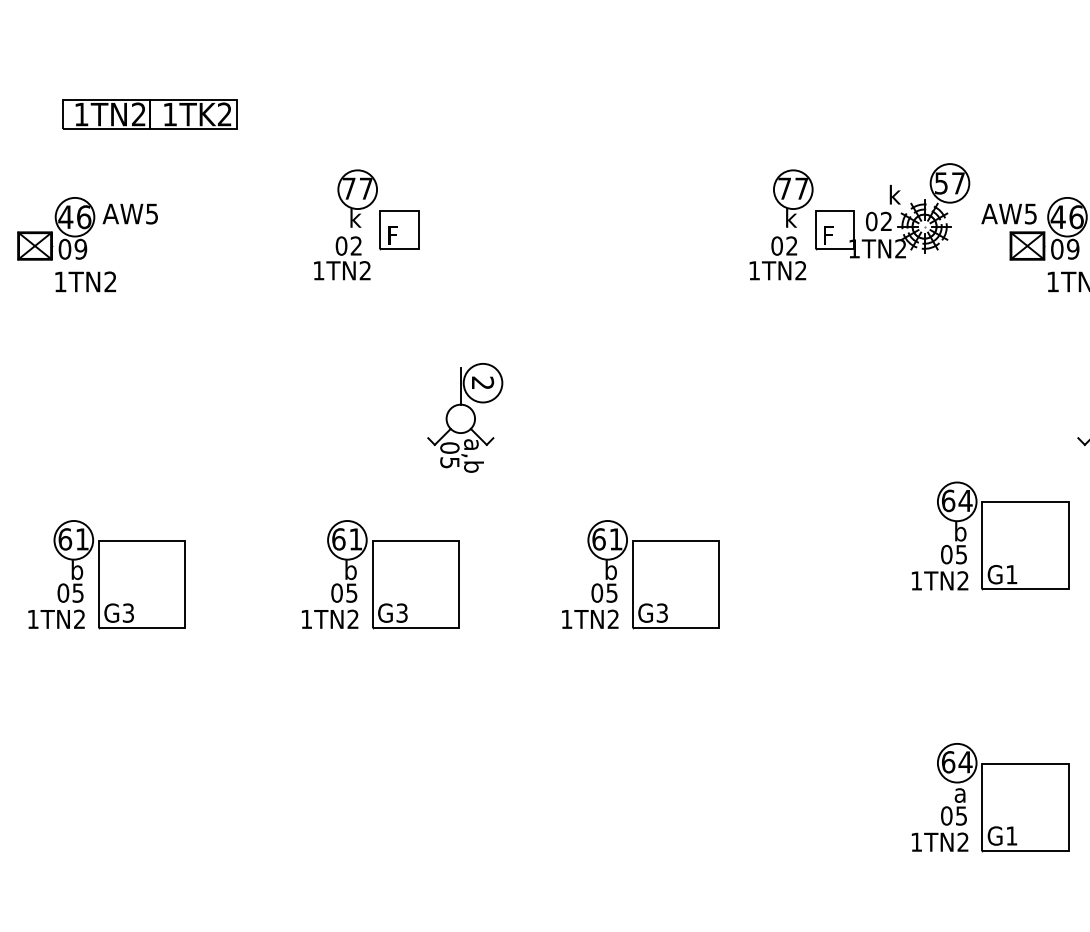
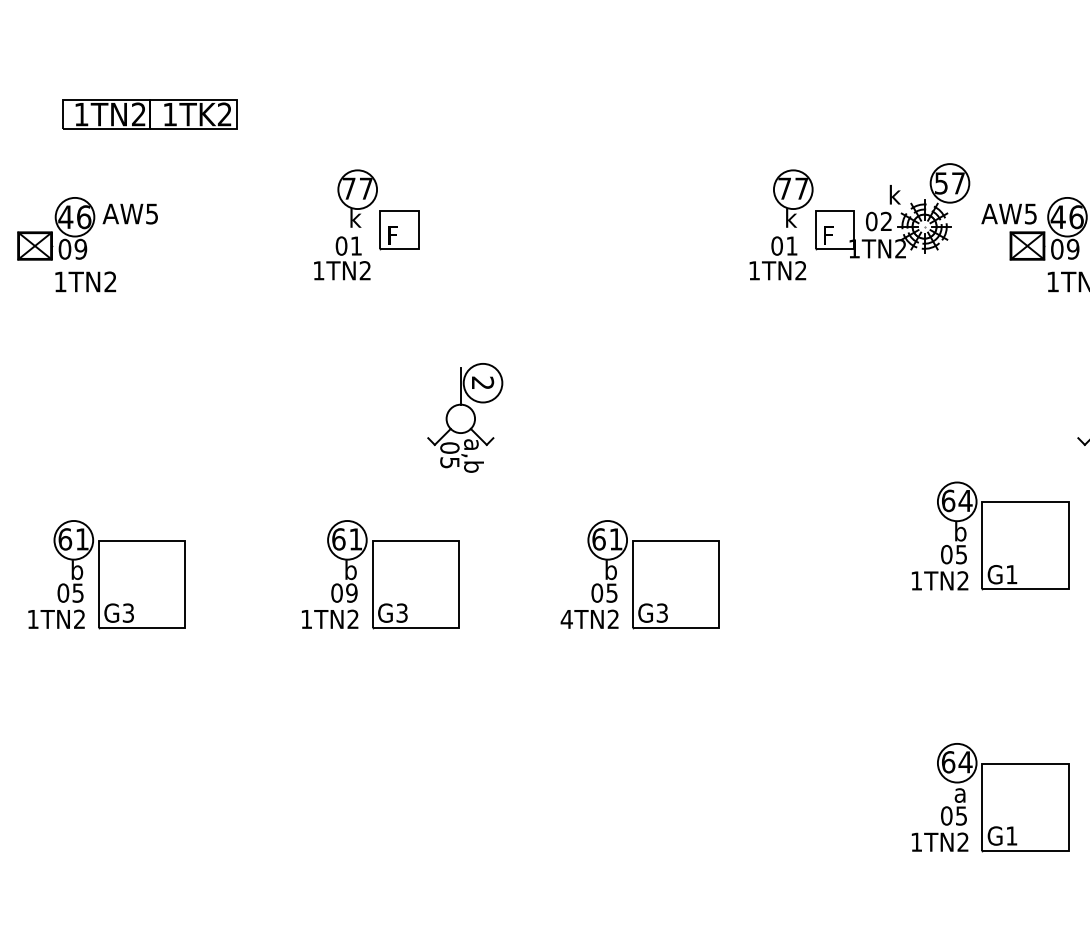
text: 02 -> 01 (355, 245)
text: 02 -> 01 (791, 245)
text: 05 -> 09 (351, 592)
text: 1TN2 -> 4TN2 (566, 619)
